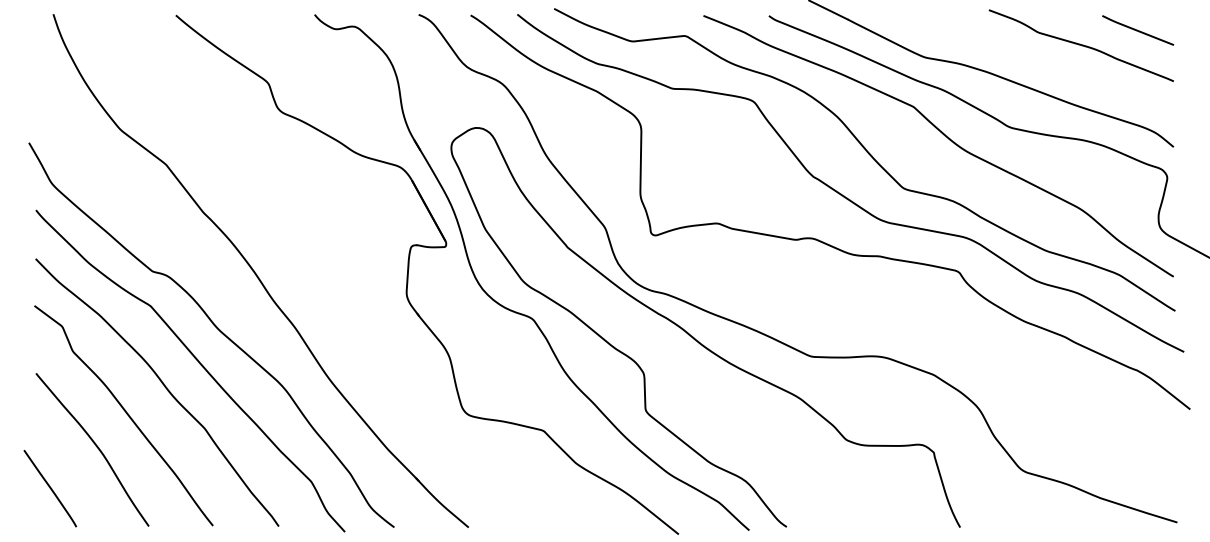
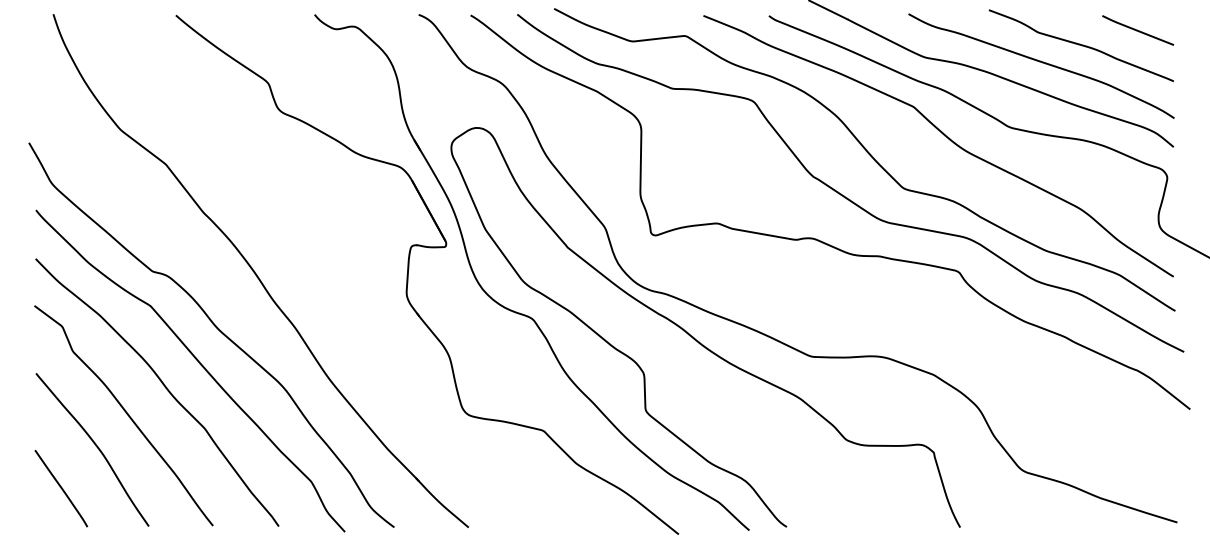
curve: none -> present (1042, 63)
line position: (50, 488) -> (61, 488) (61, 488)
